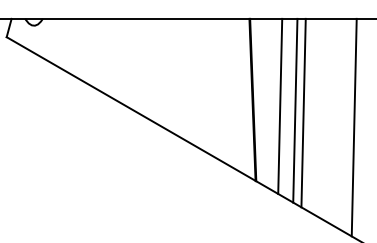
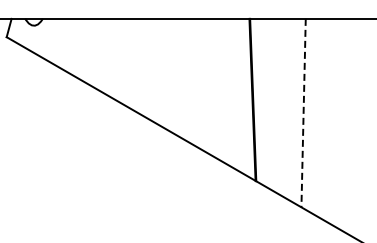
line: present -> none (280, 105)
line: present -> none (295, 110)
line: solid -> dashed (303, 113)
line: present -> none (353, 127)
